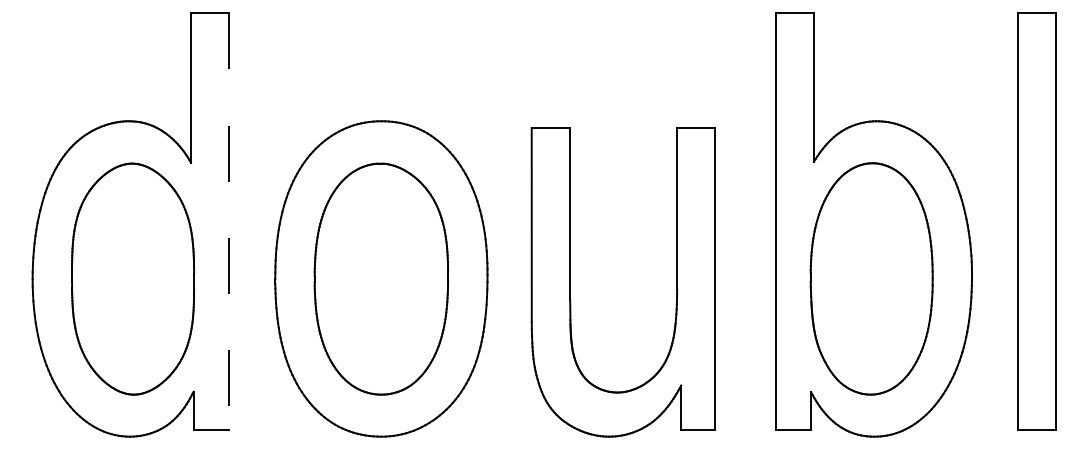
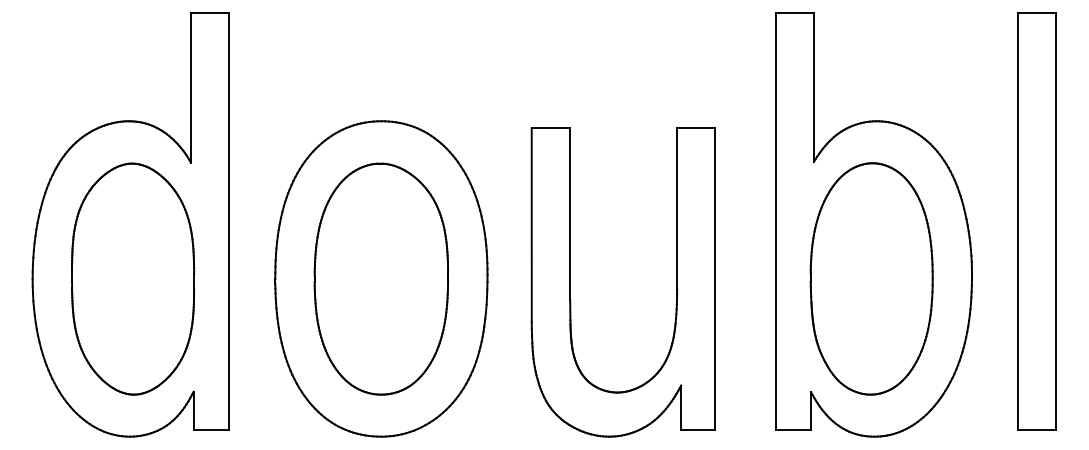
line: dashed -> solid (229, 222)
